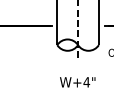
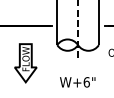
part: none -> present (25, 63)
text: W+4" -> W+6" (86, 82)
